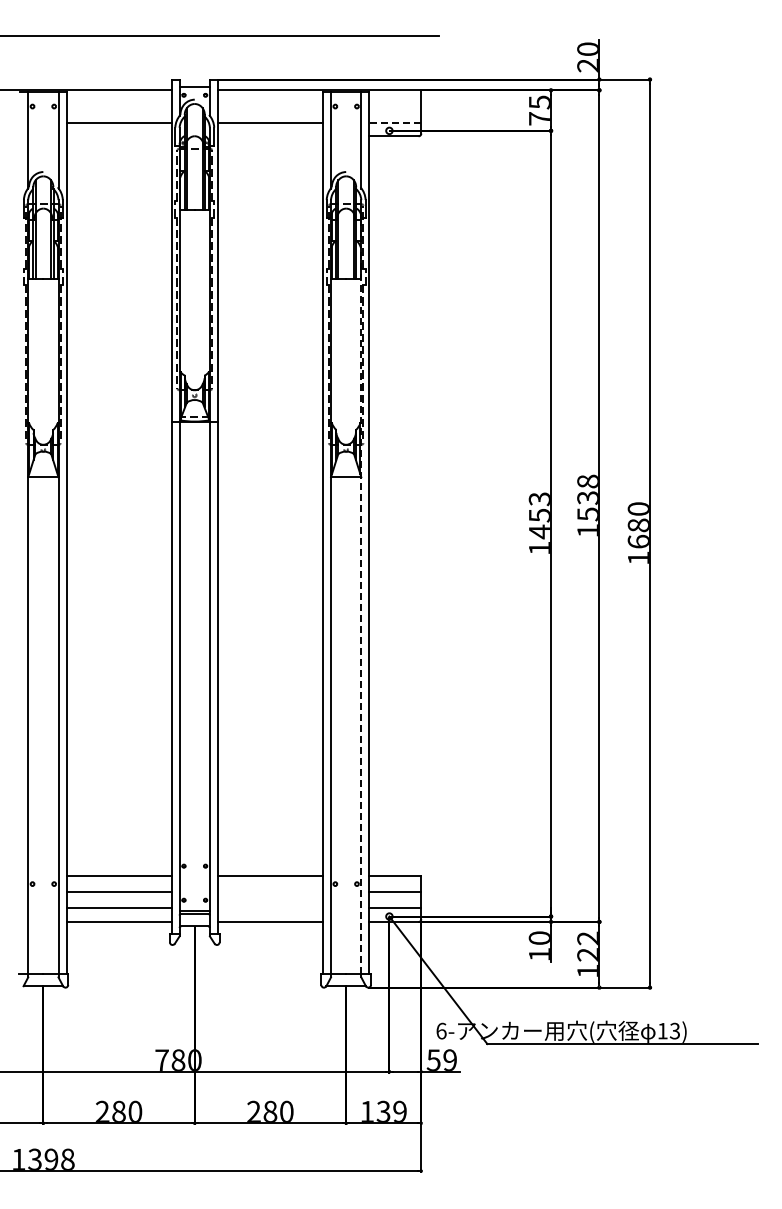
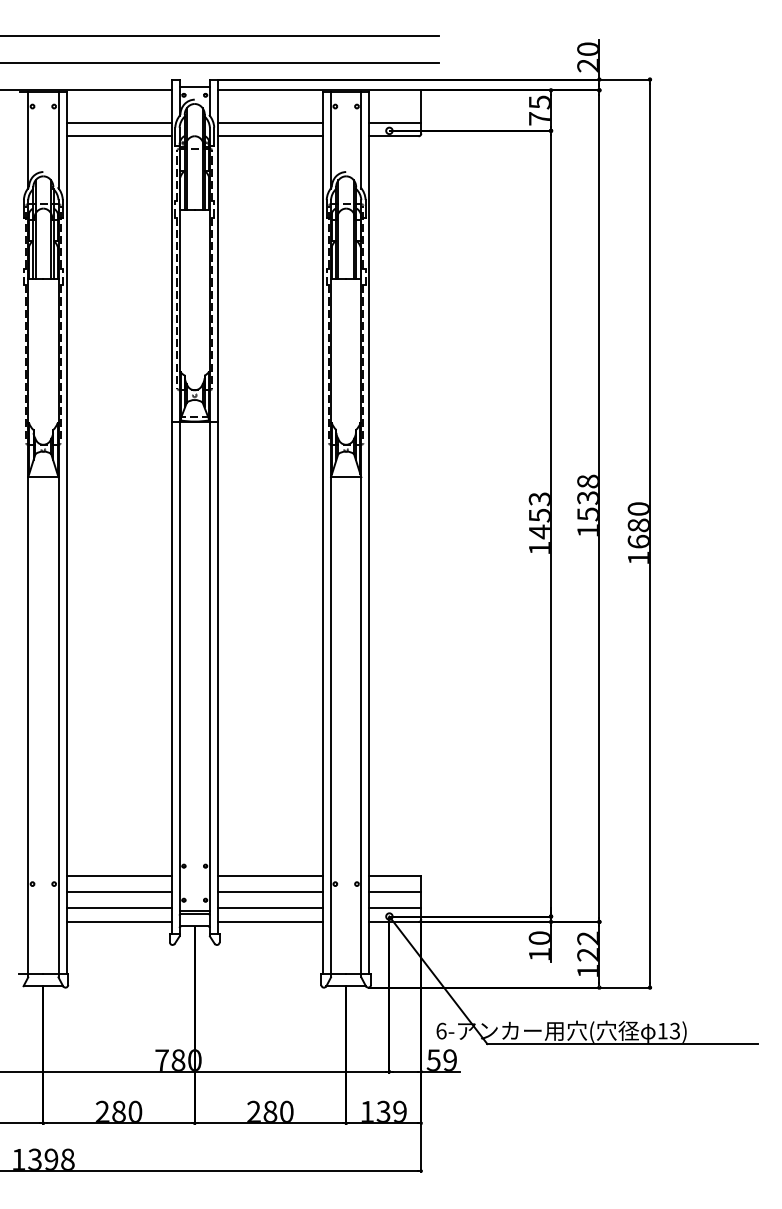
line: none -> present (220, 63)
line: dashed -> solid (395, 122)
line: none -> present (118, 136)
line: none -> present (270, 136)
line: dashed -> solid (361, 595)
line: none -> present (270, 892)
line: none -> present (270, 908)
